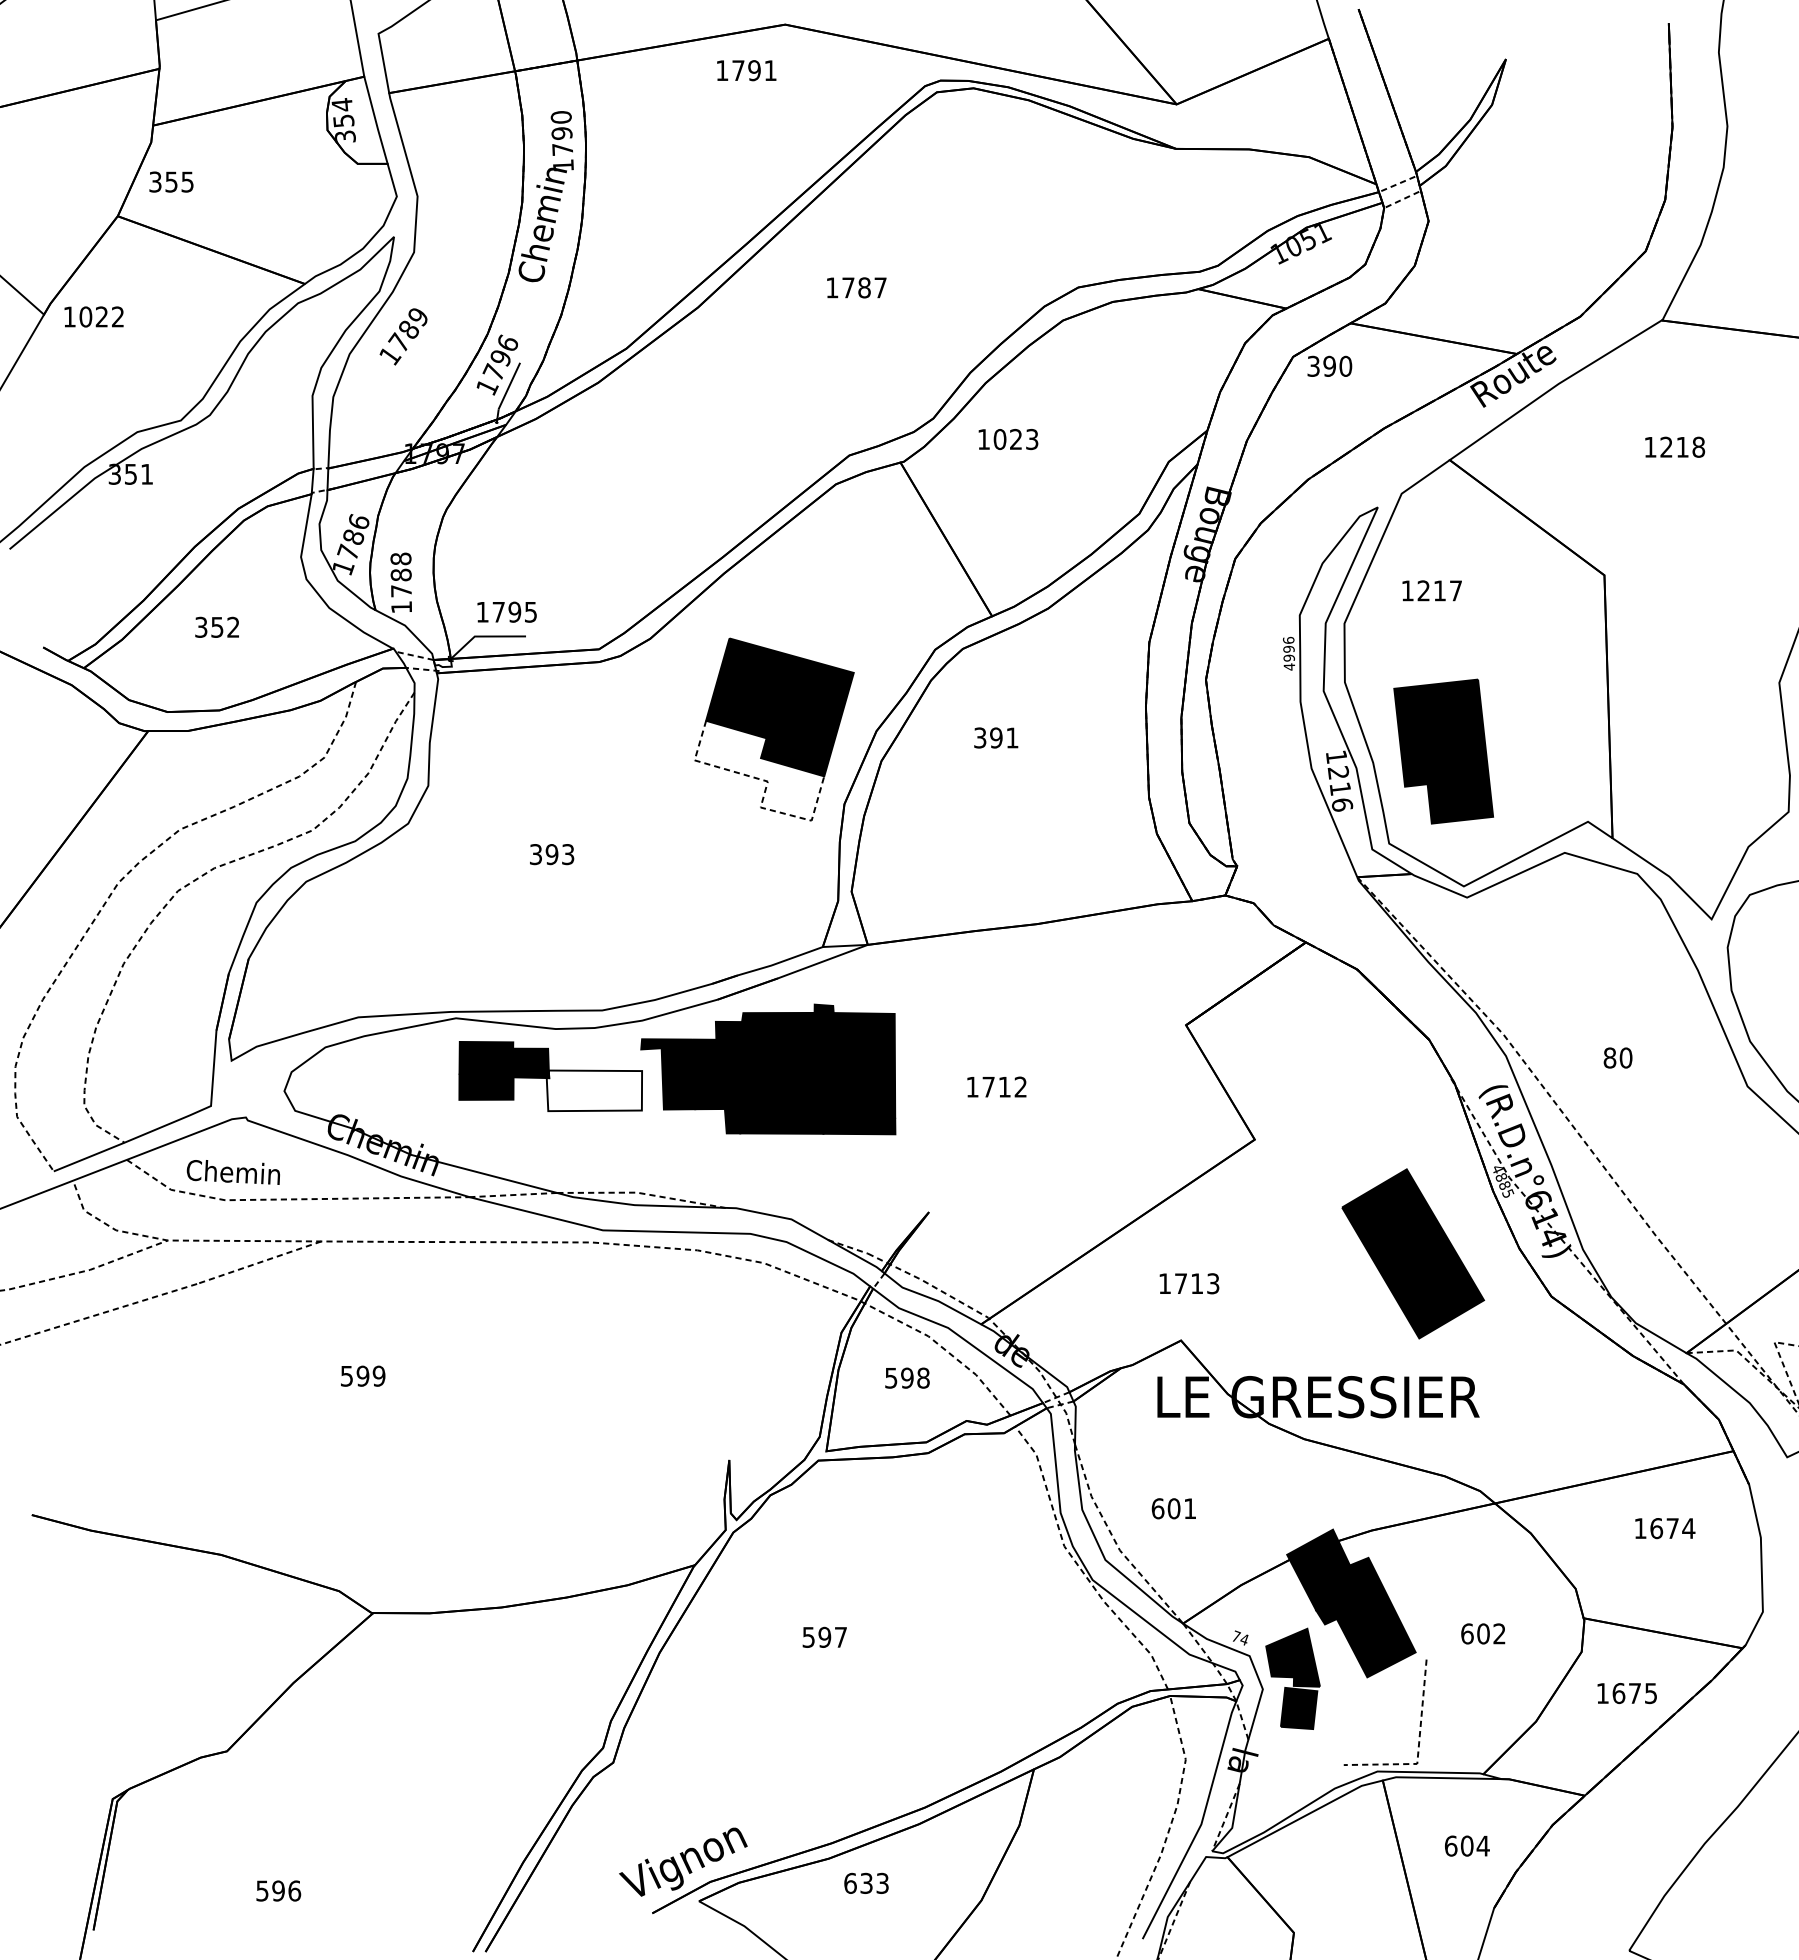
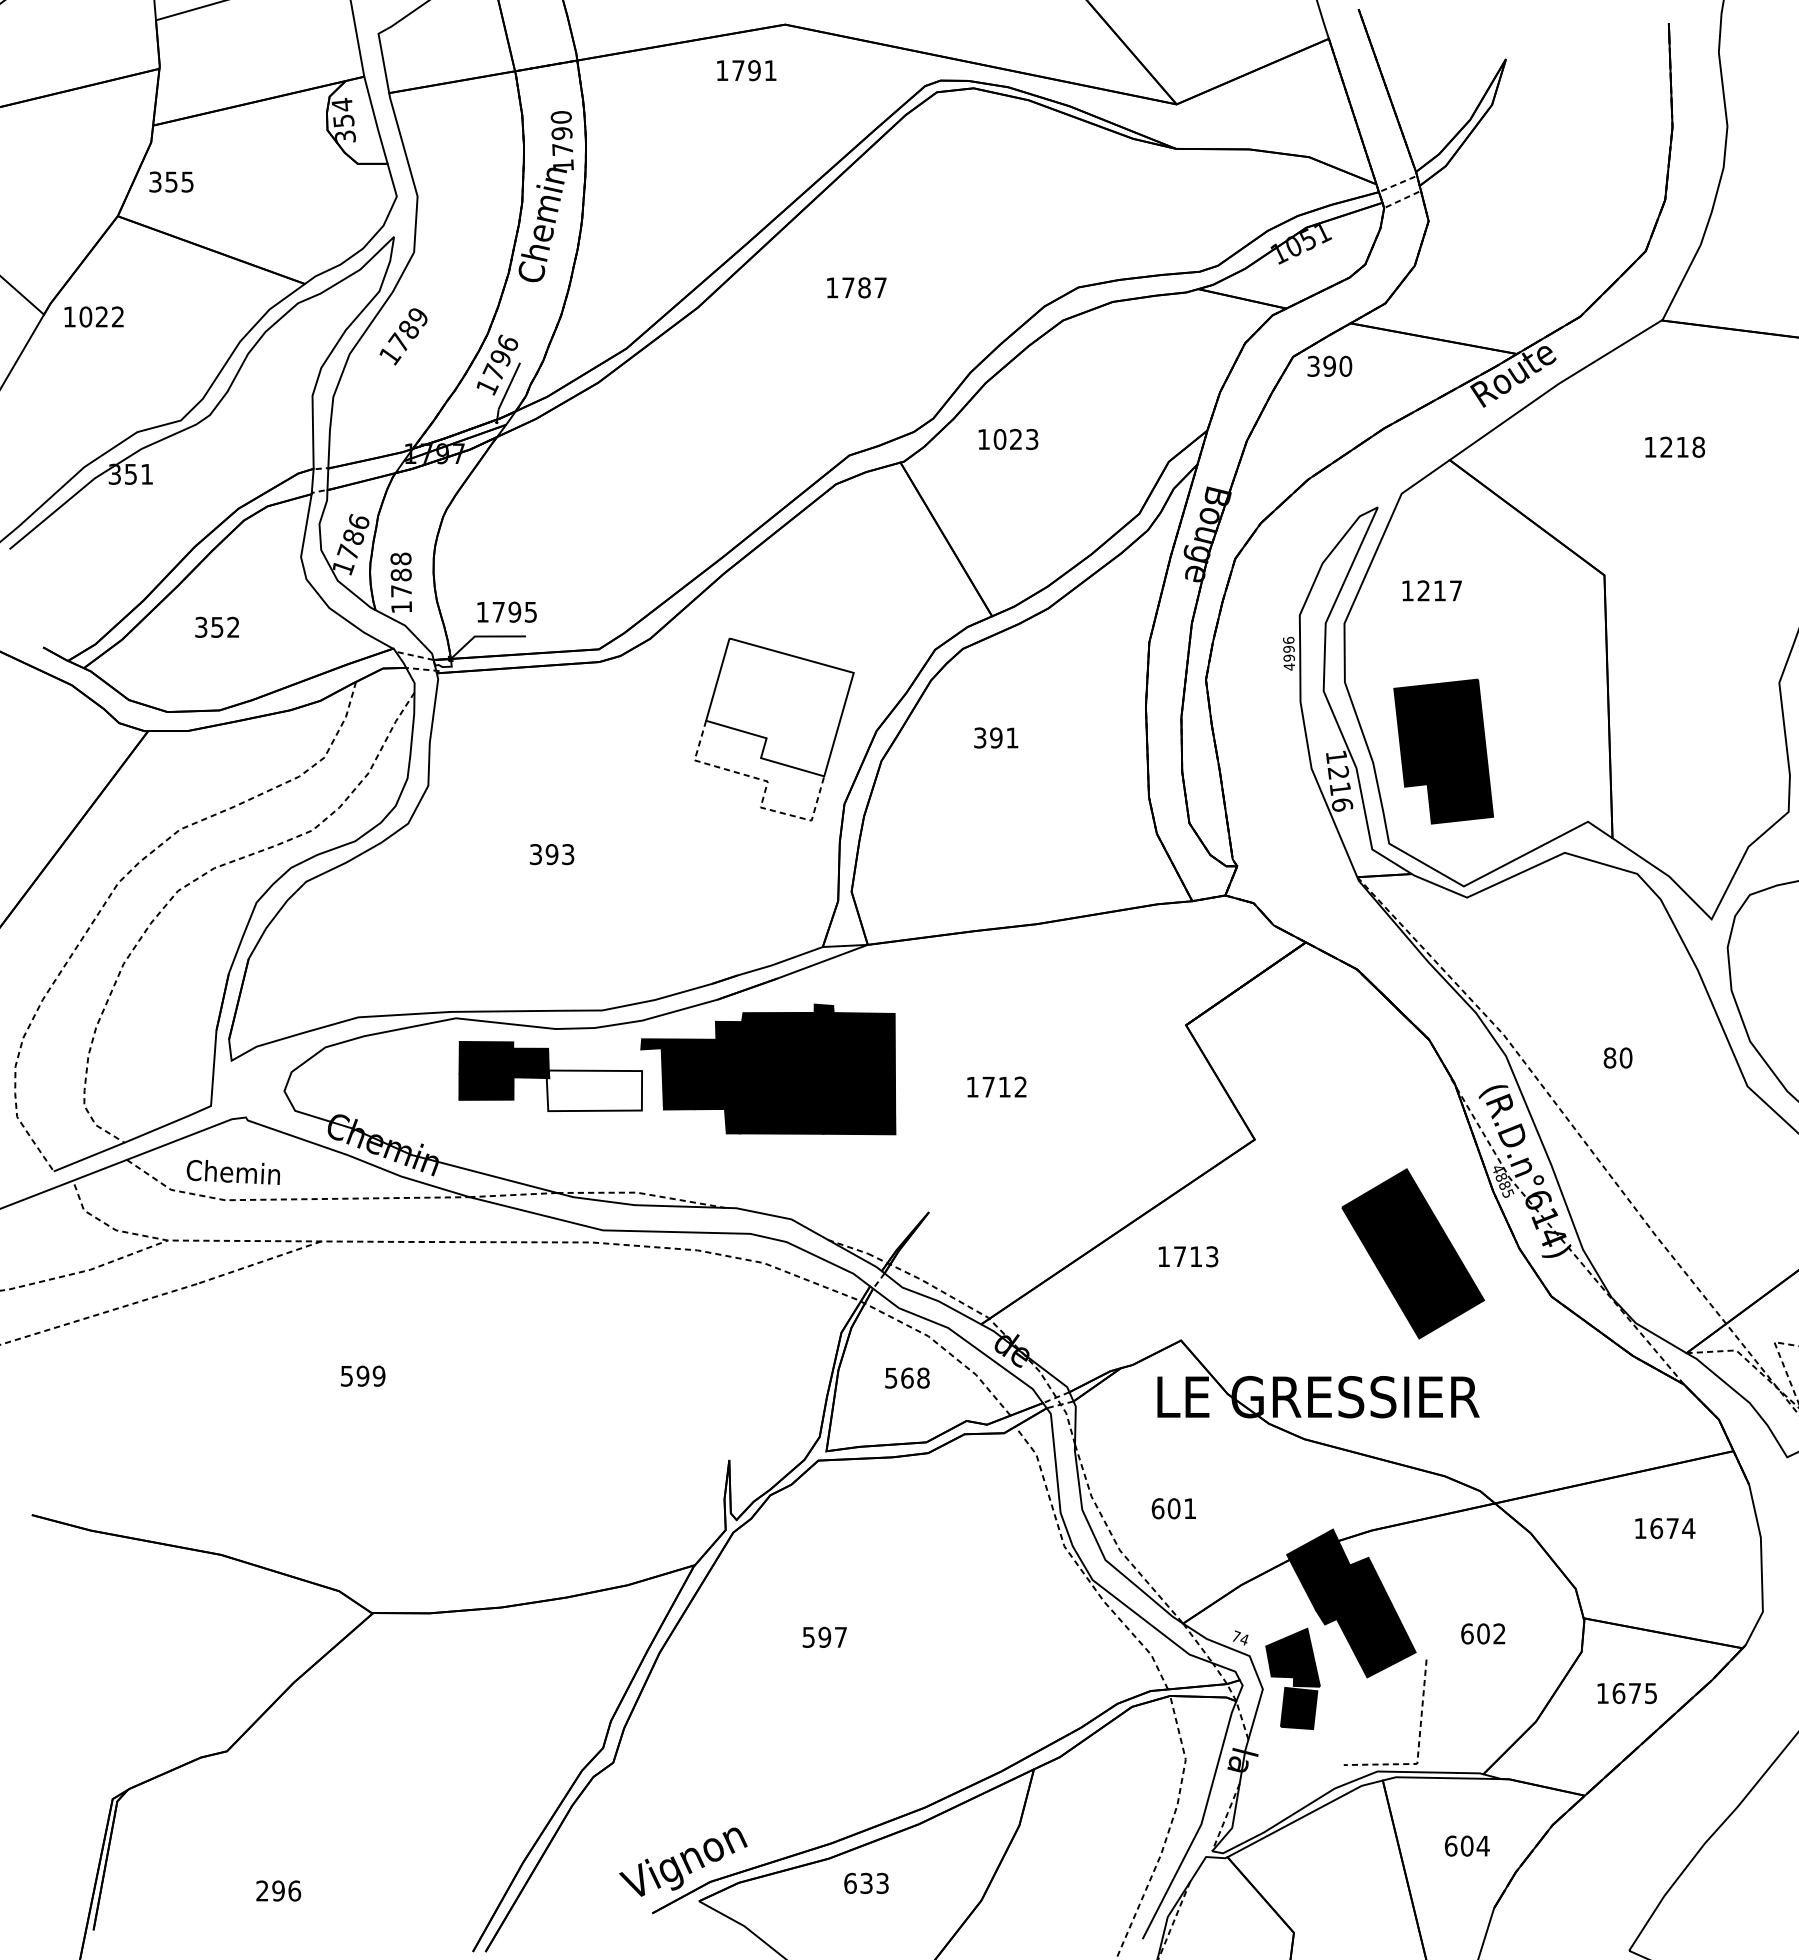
fill: present -> none (779, 707)
text position: (1189, 1283) -> (1188, 1256) (1188, 1256)
text: 598 -> 568 (907, 1377)
text: 596 -> 296 (262, 1890)
